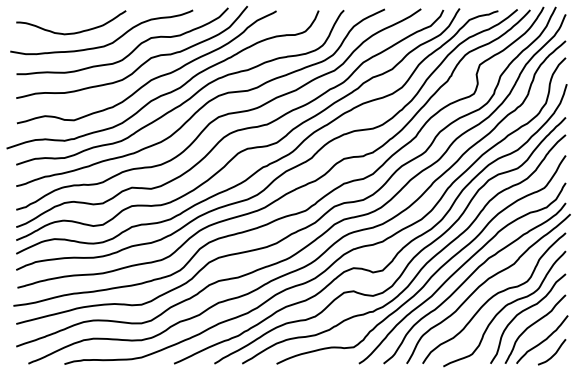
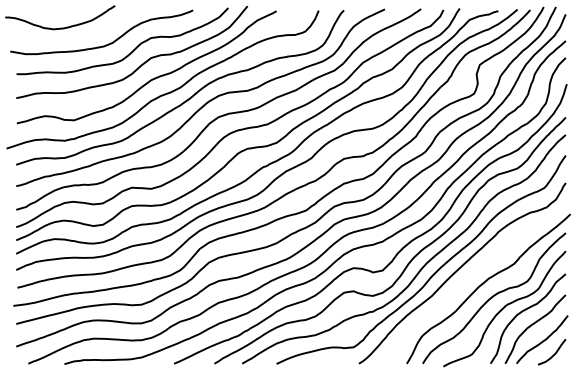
curve position: (71, 32) -> (60, 27) (60, 27)
curve: present -> none (469, 278)
